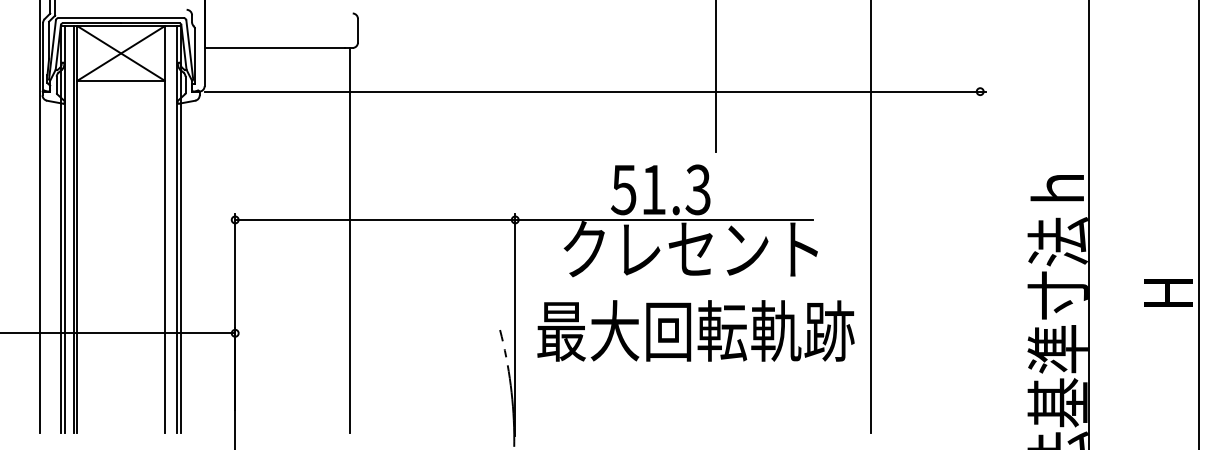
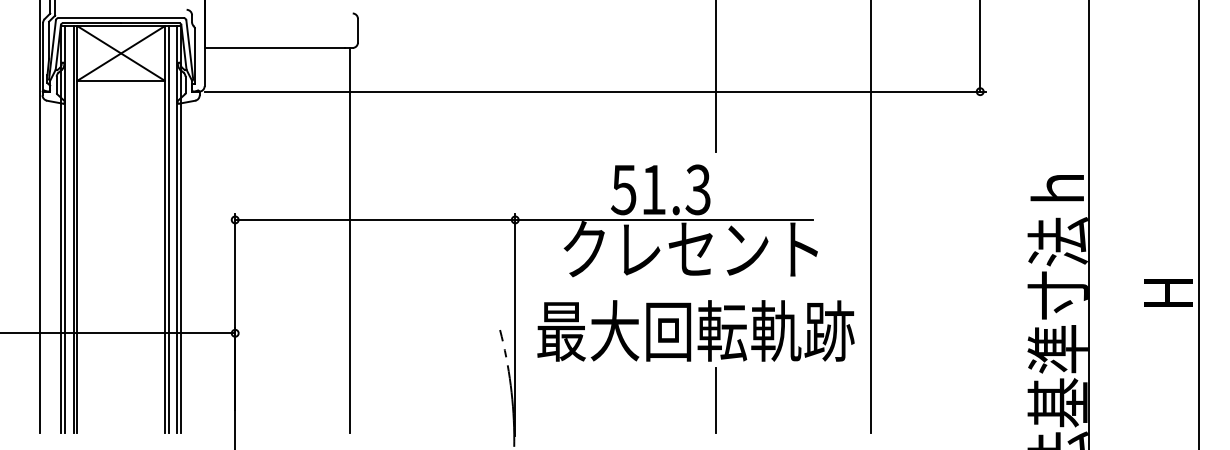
line: none -> present (980, 46)
line: none -> present (168, 229)
line: none -> present (715, 400)
